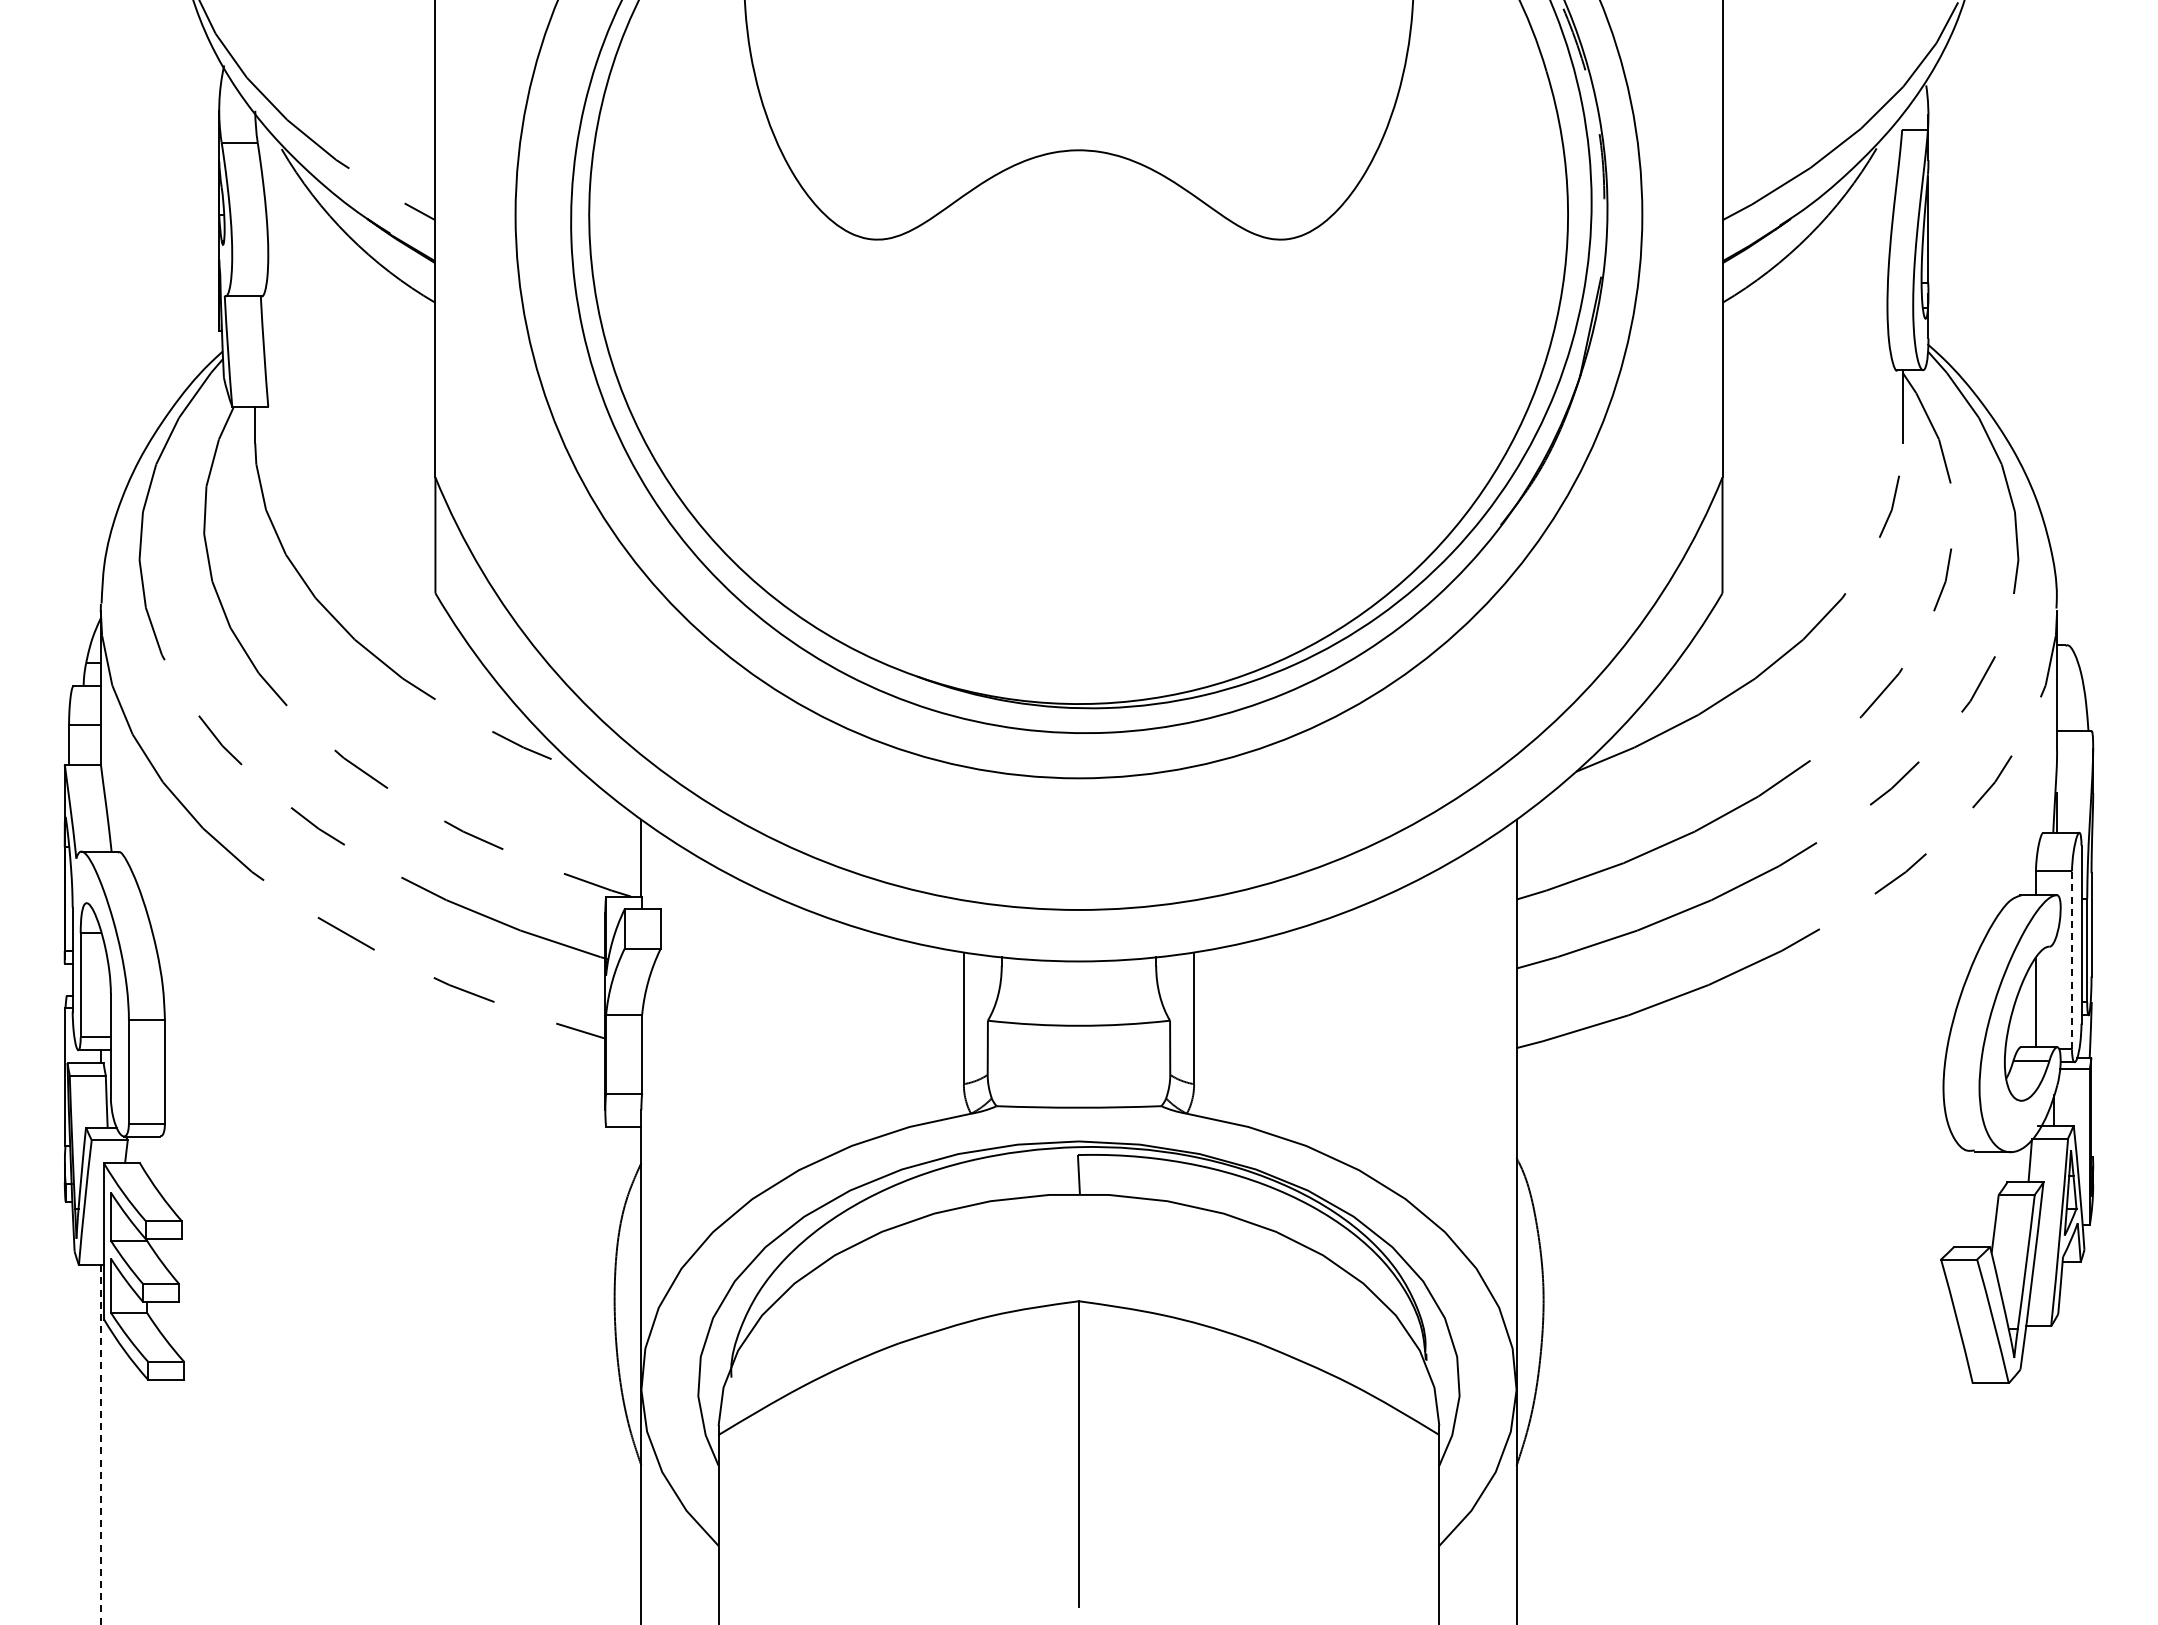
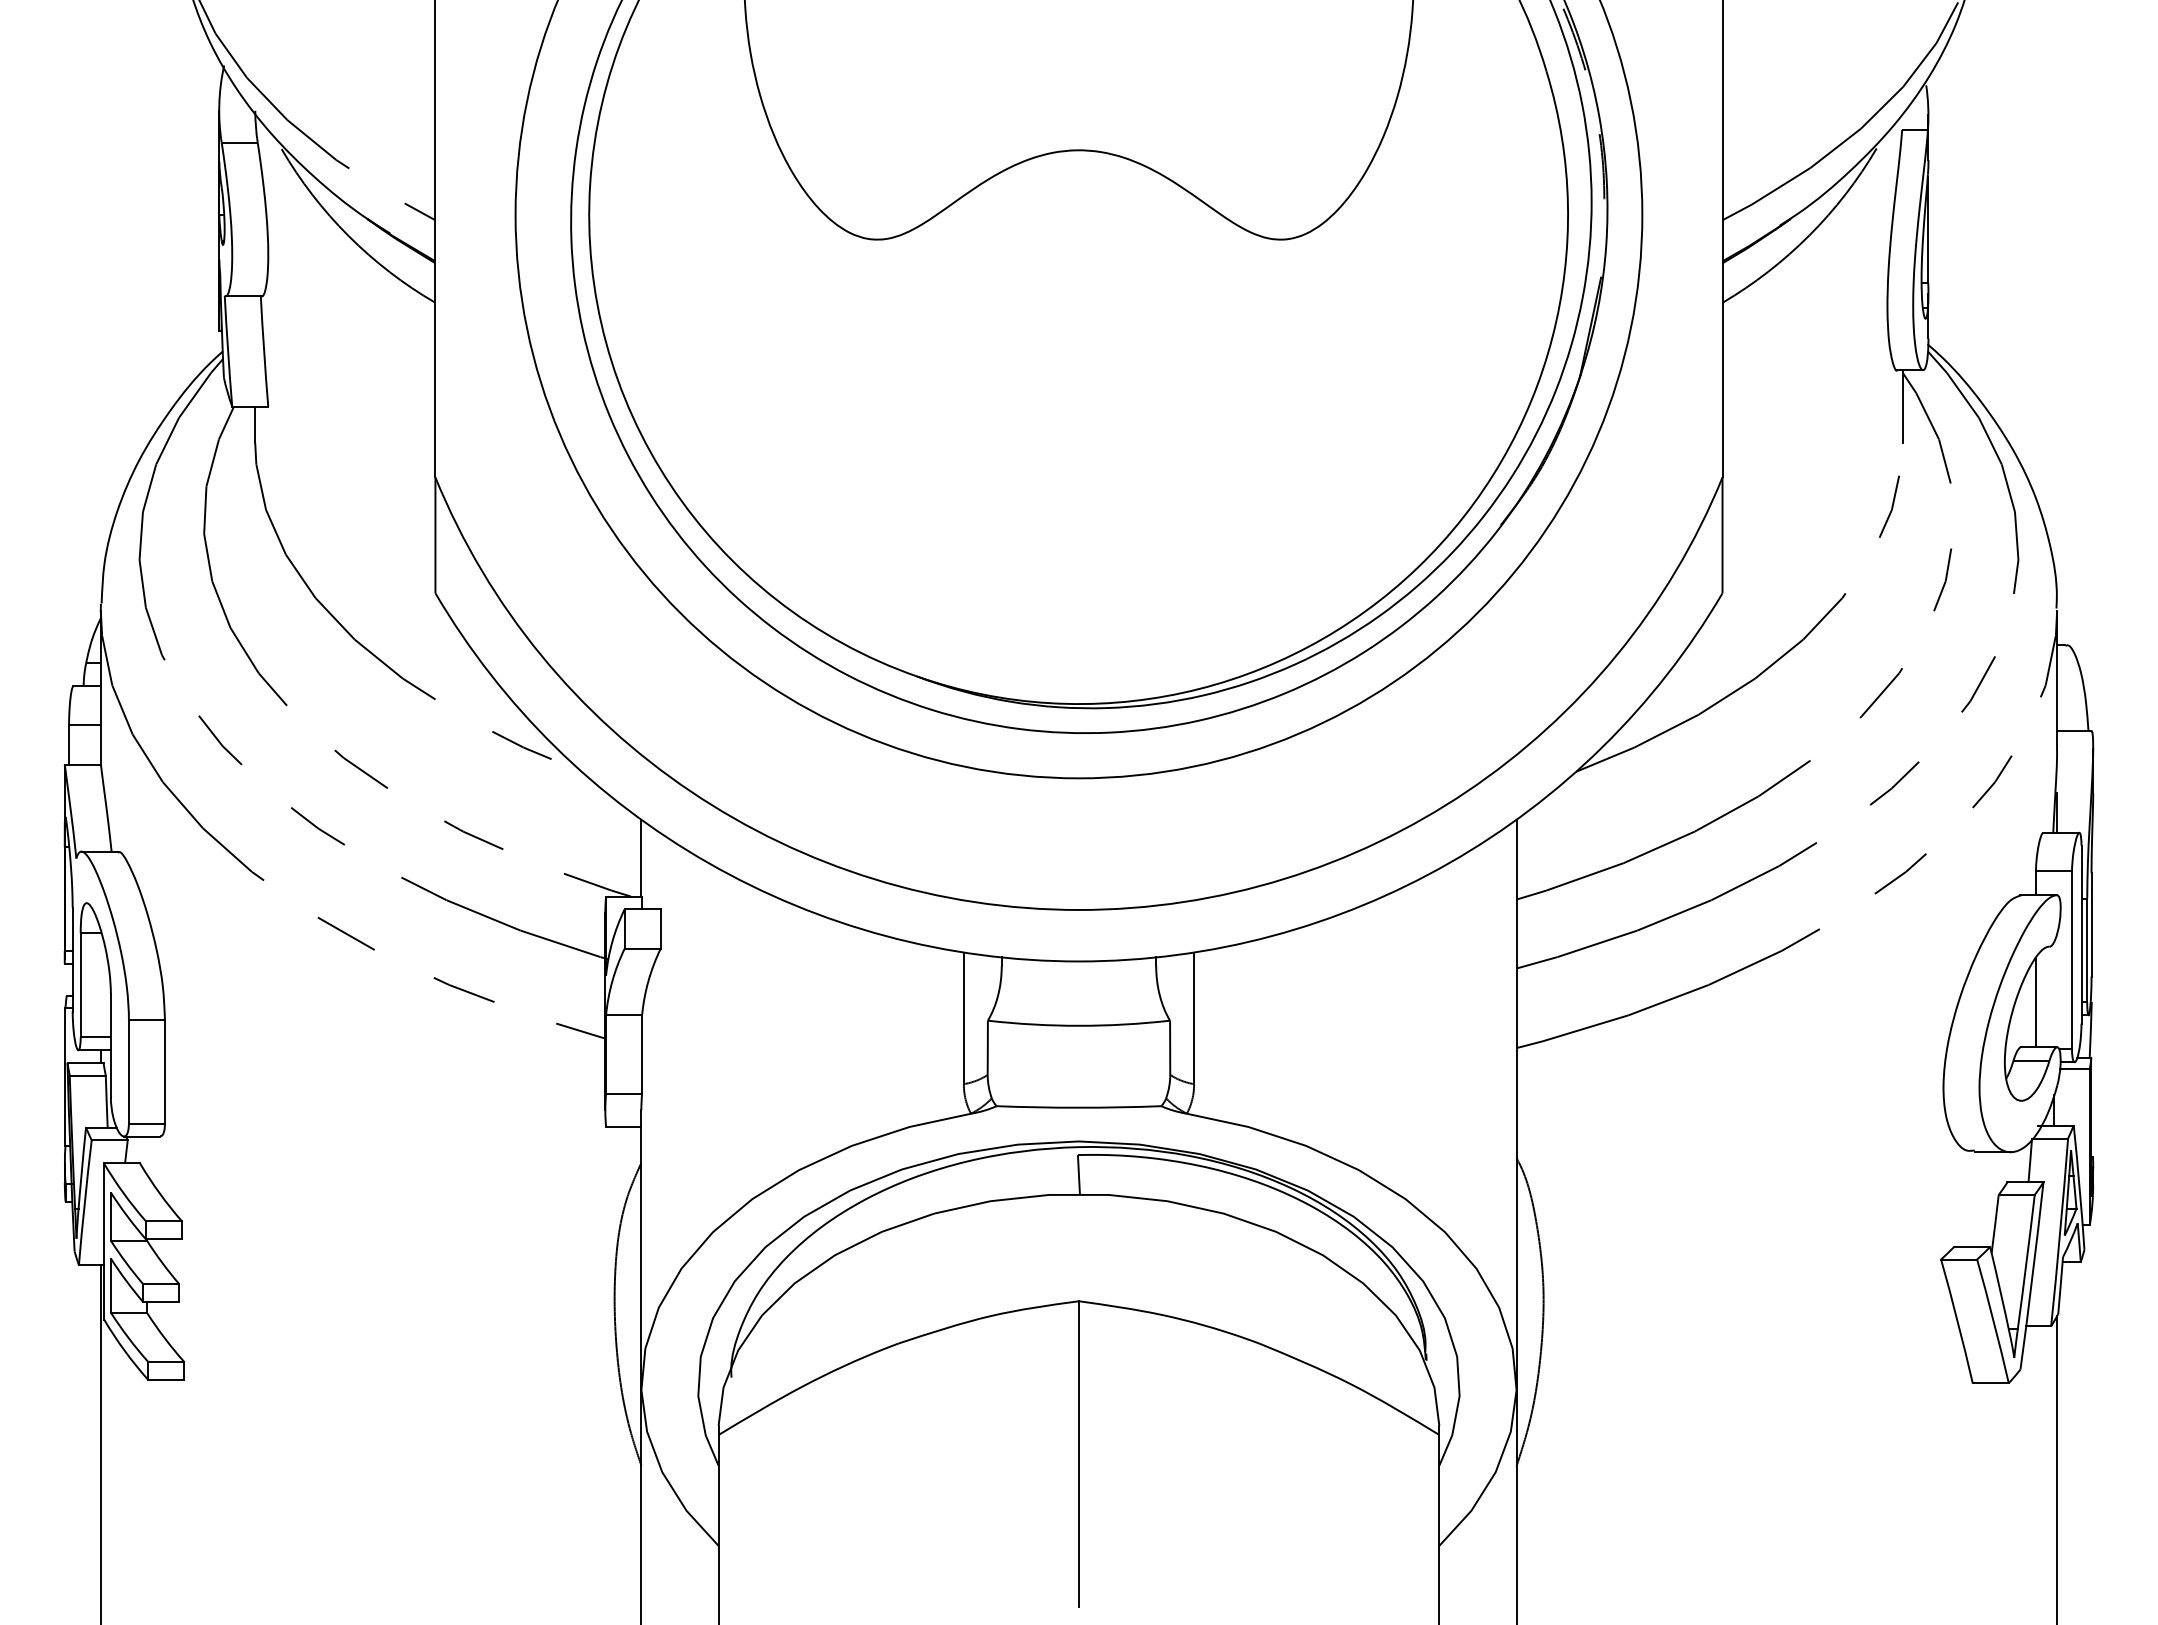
line: dashed -> solid (2072, 960)
line: dashed -> solid (100, 1445)
line: none -> present (2057, 1468)
